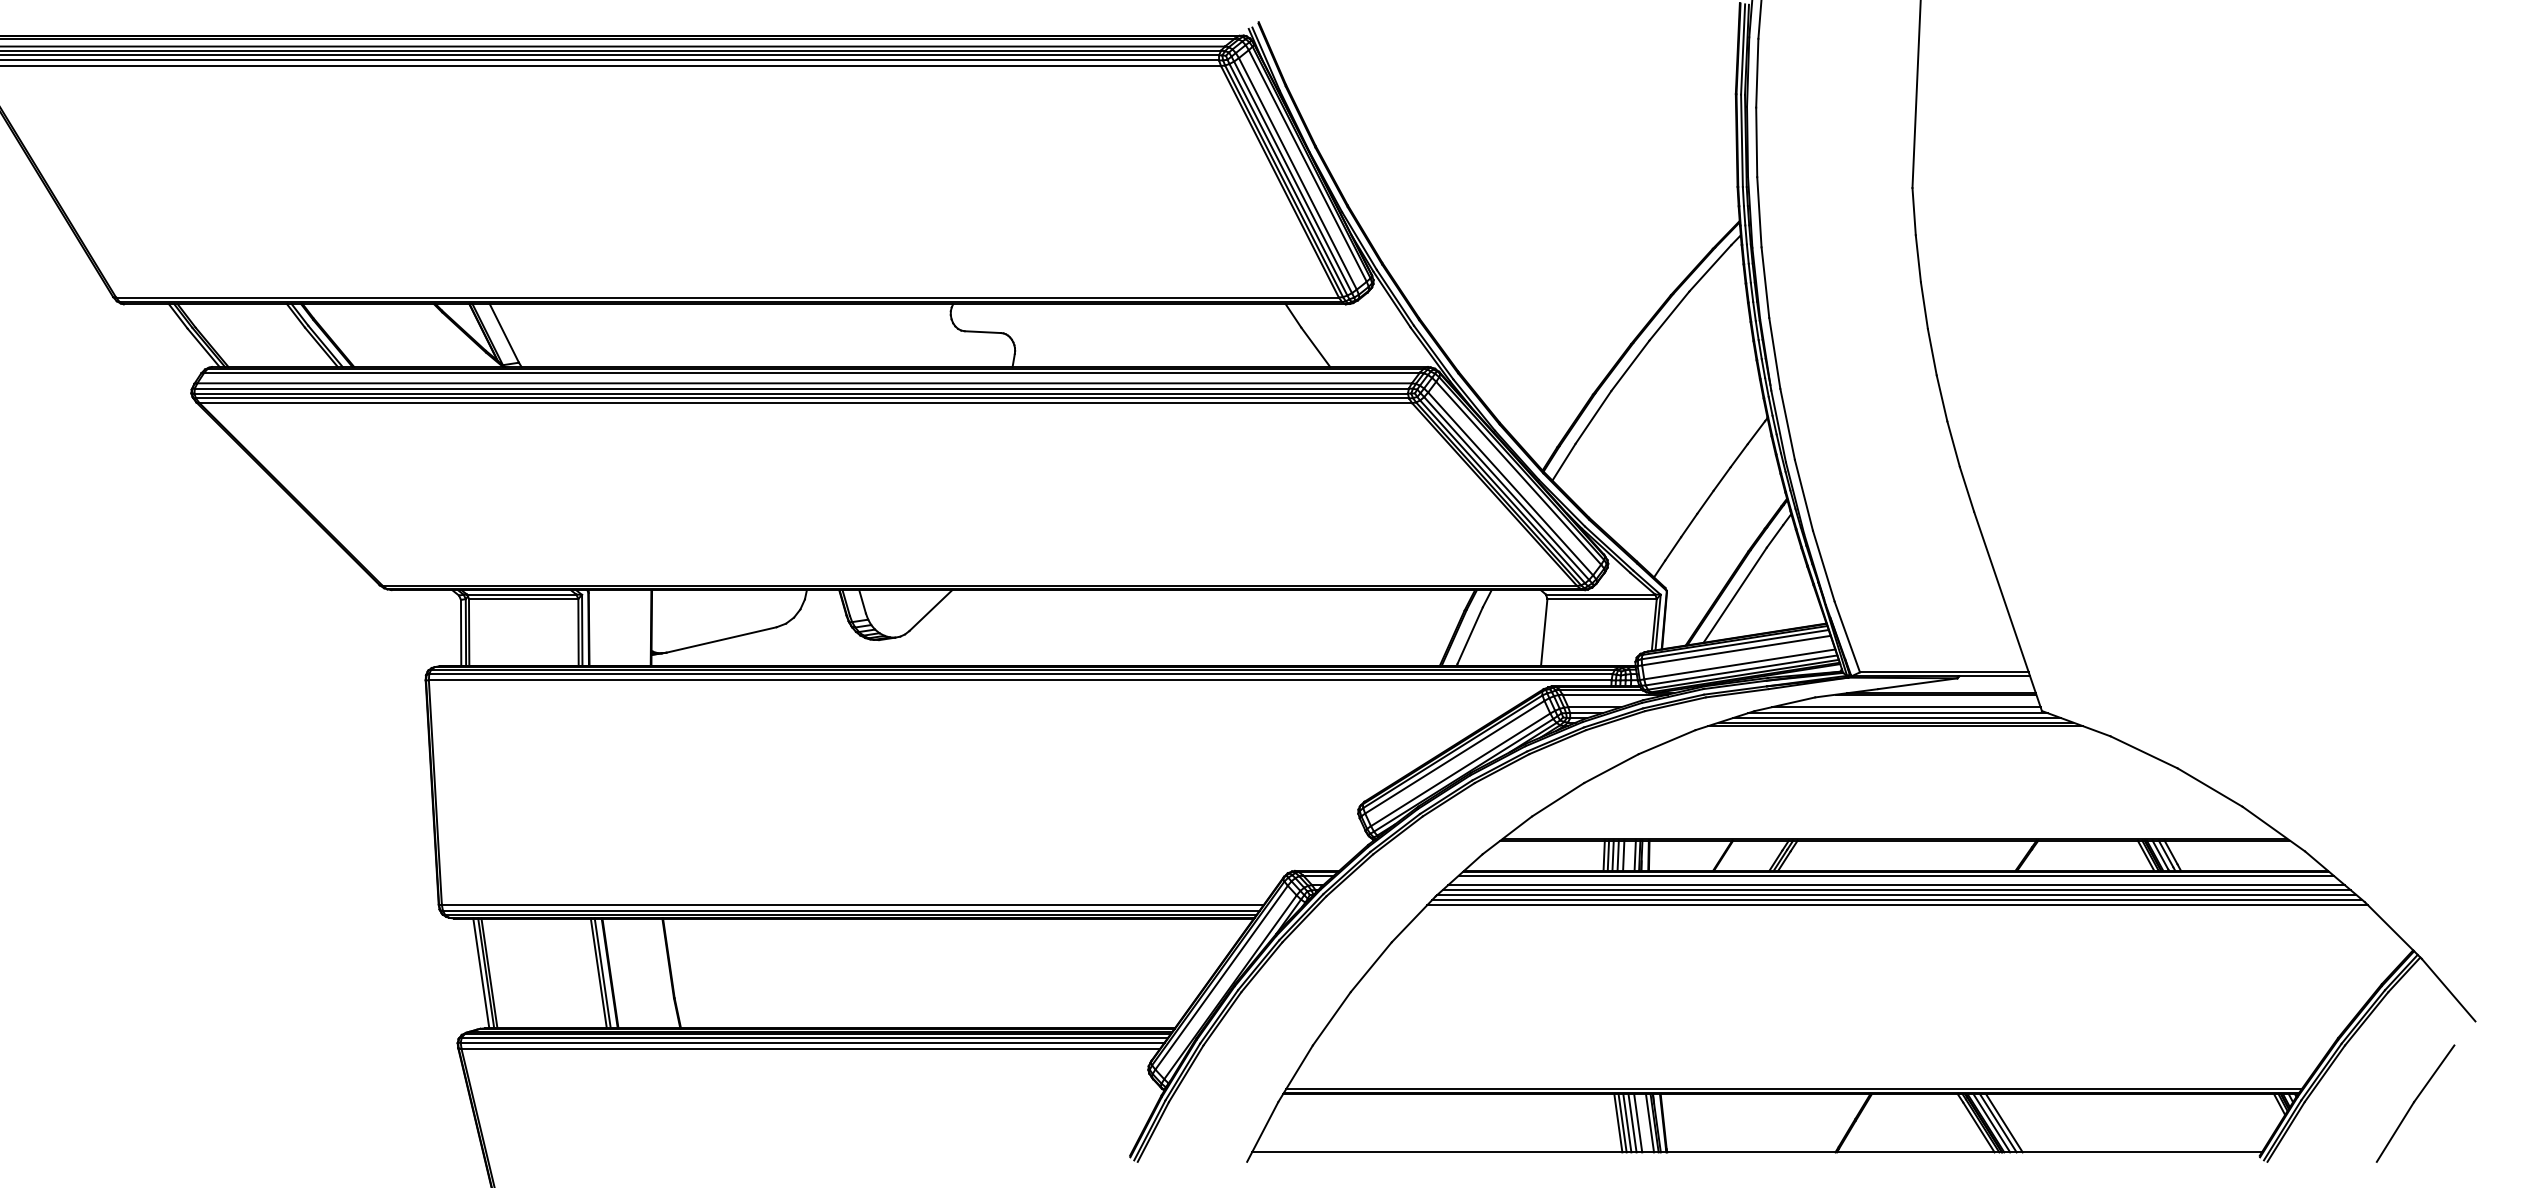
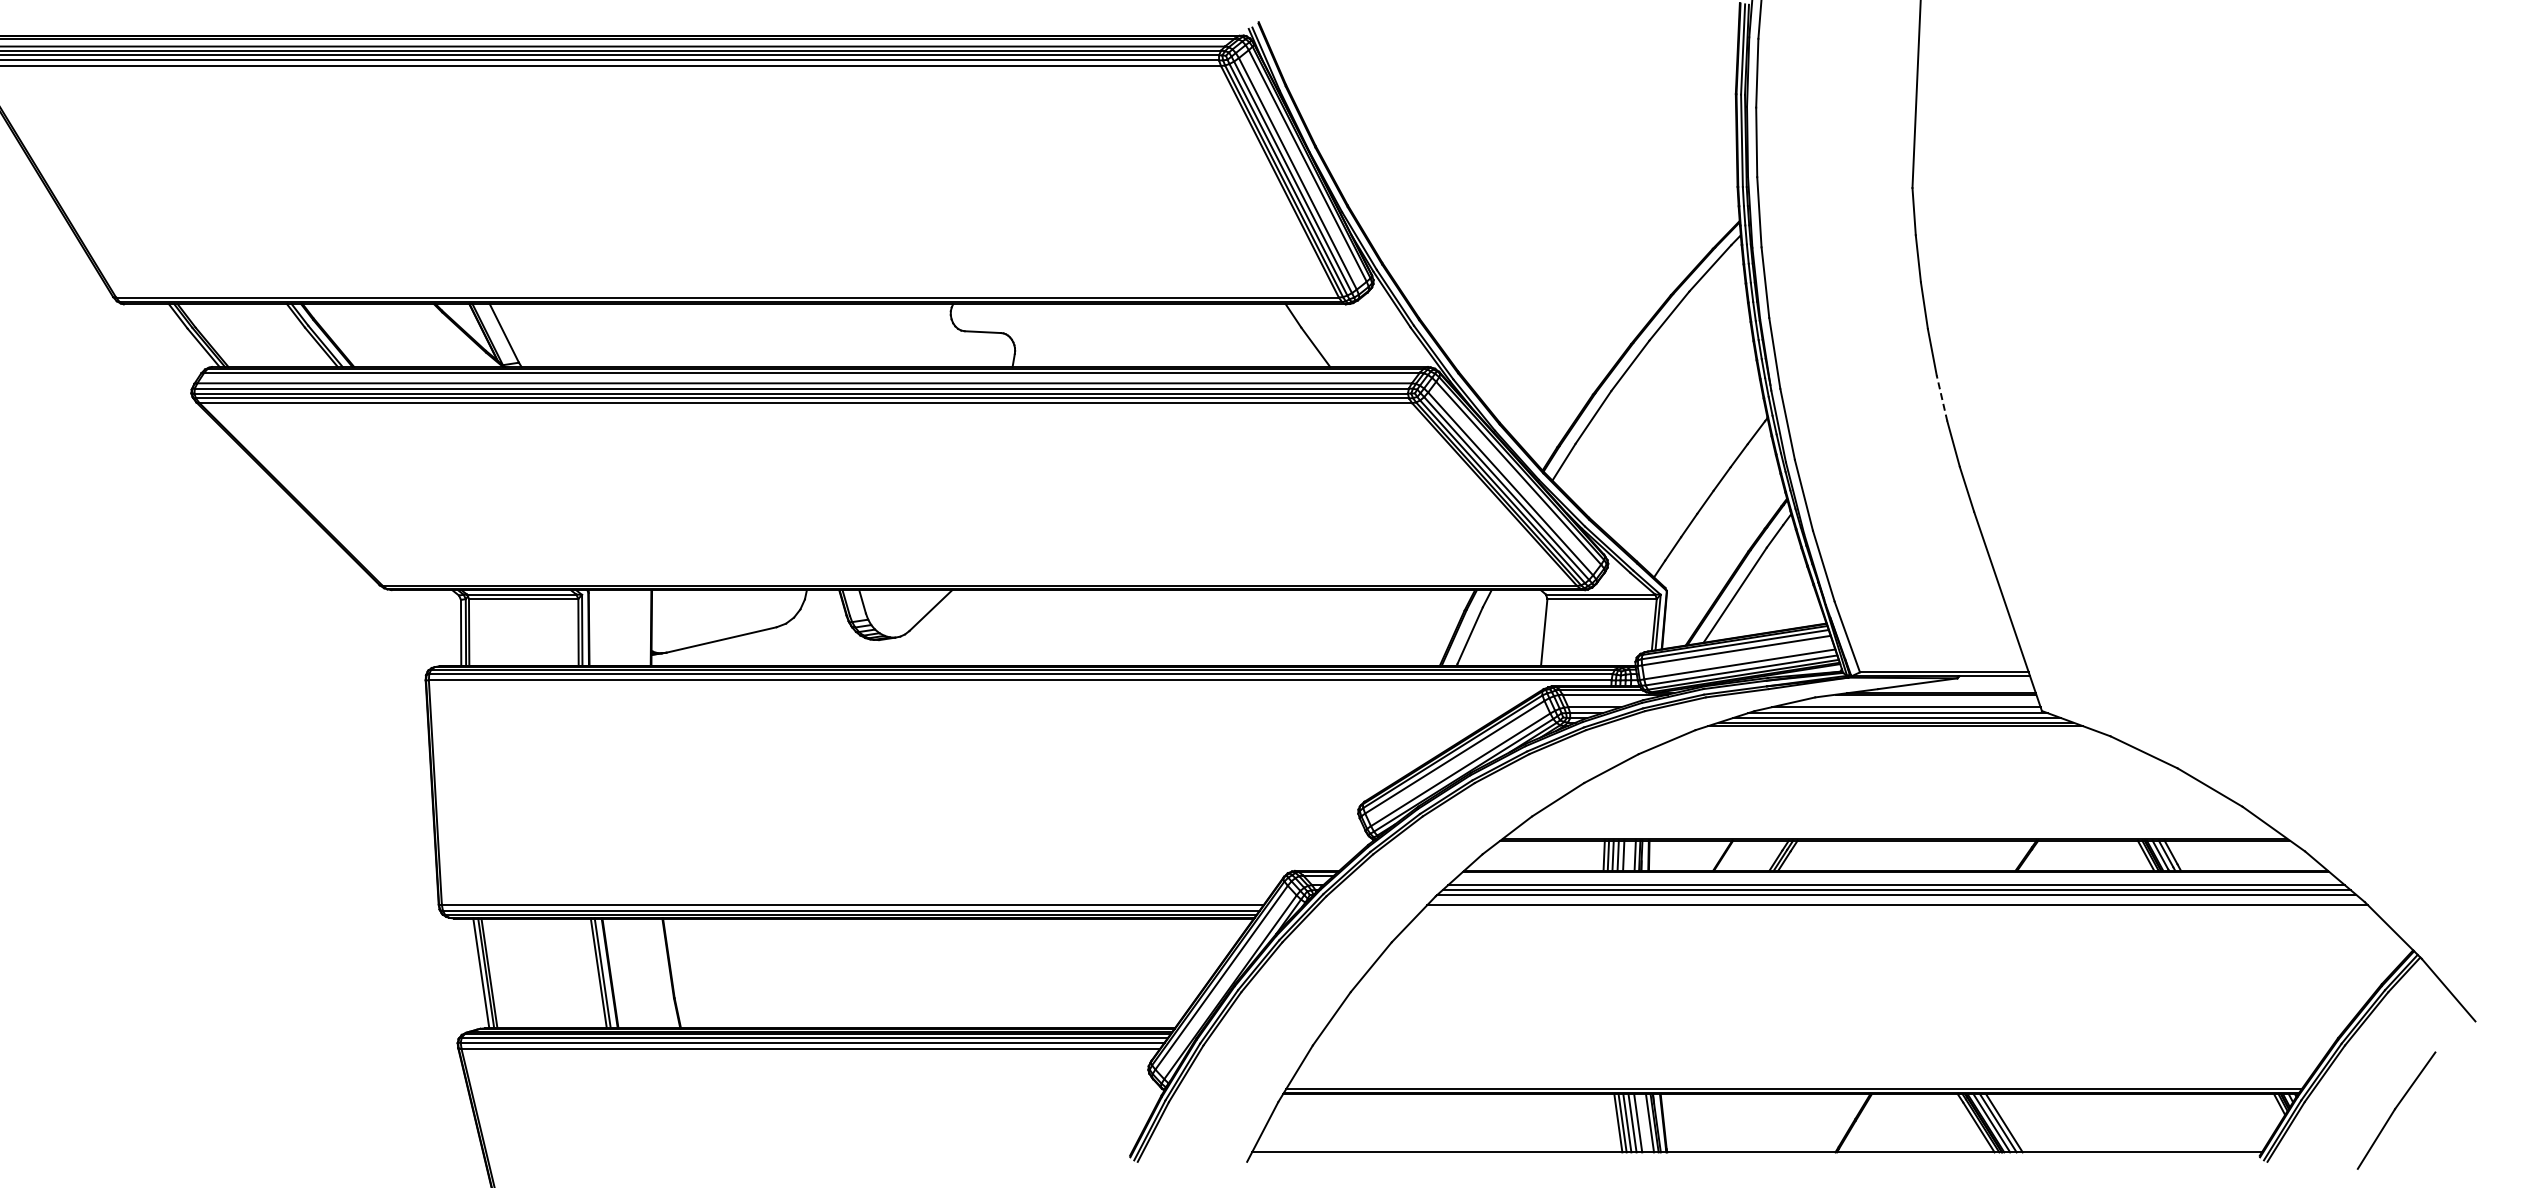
line: solid -> dashed (1942, 398)
line: present -> none (1895, 875)
line: present -> none (1897, 899)
part position: (2415, 1103) -> (2396, 1110) (2396, 1110)
